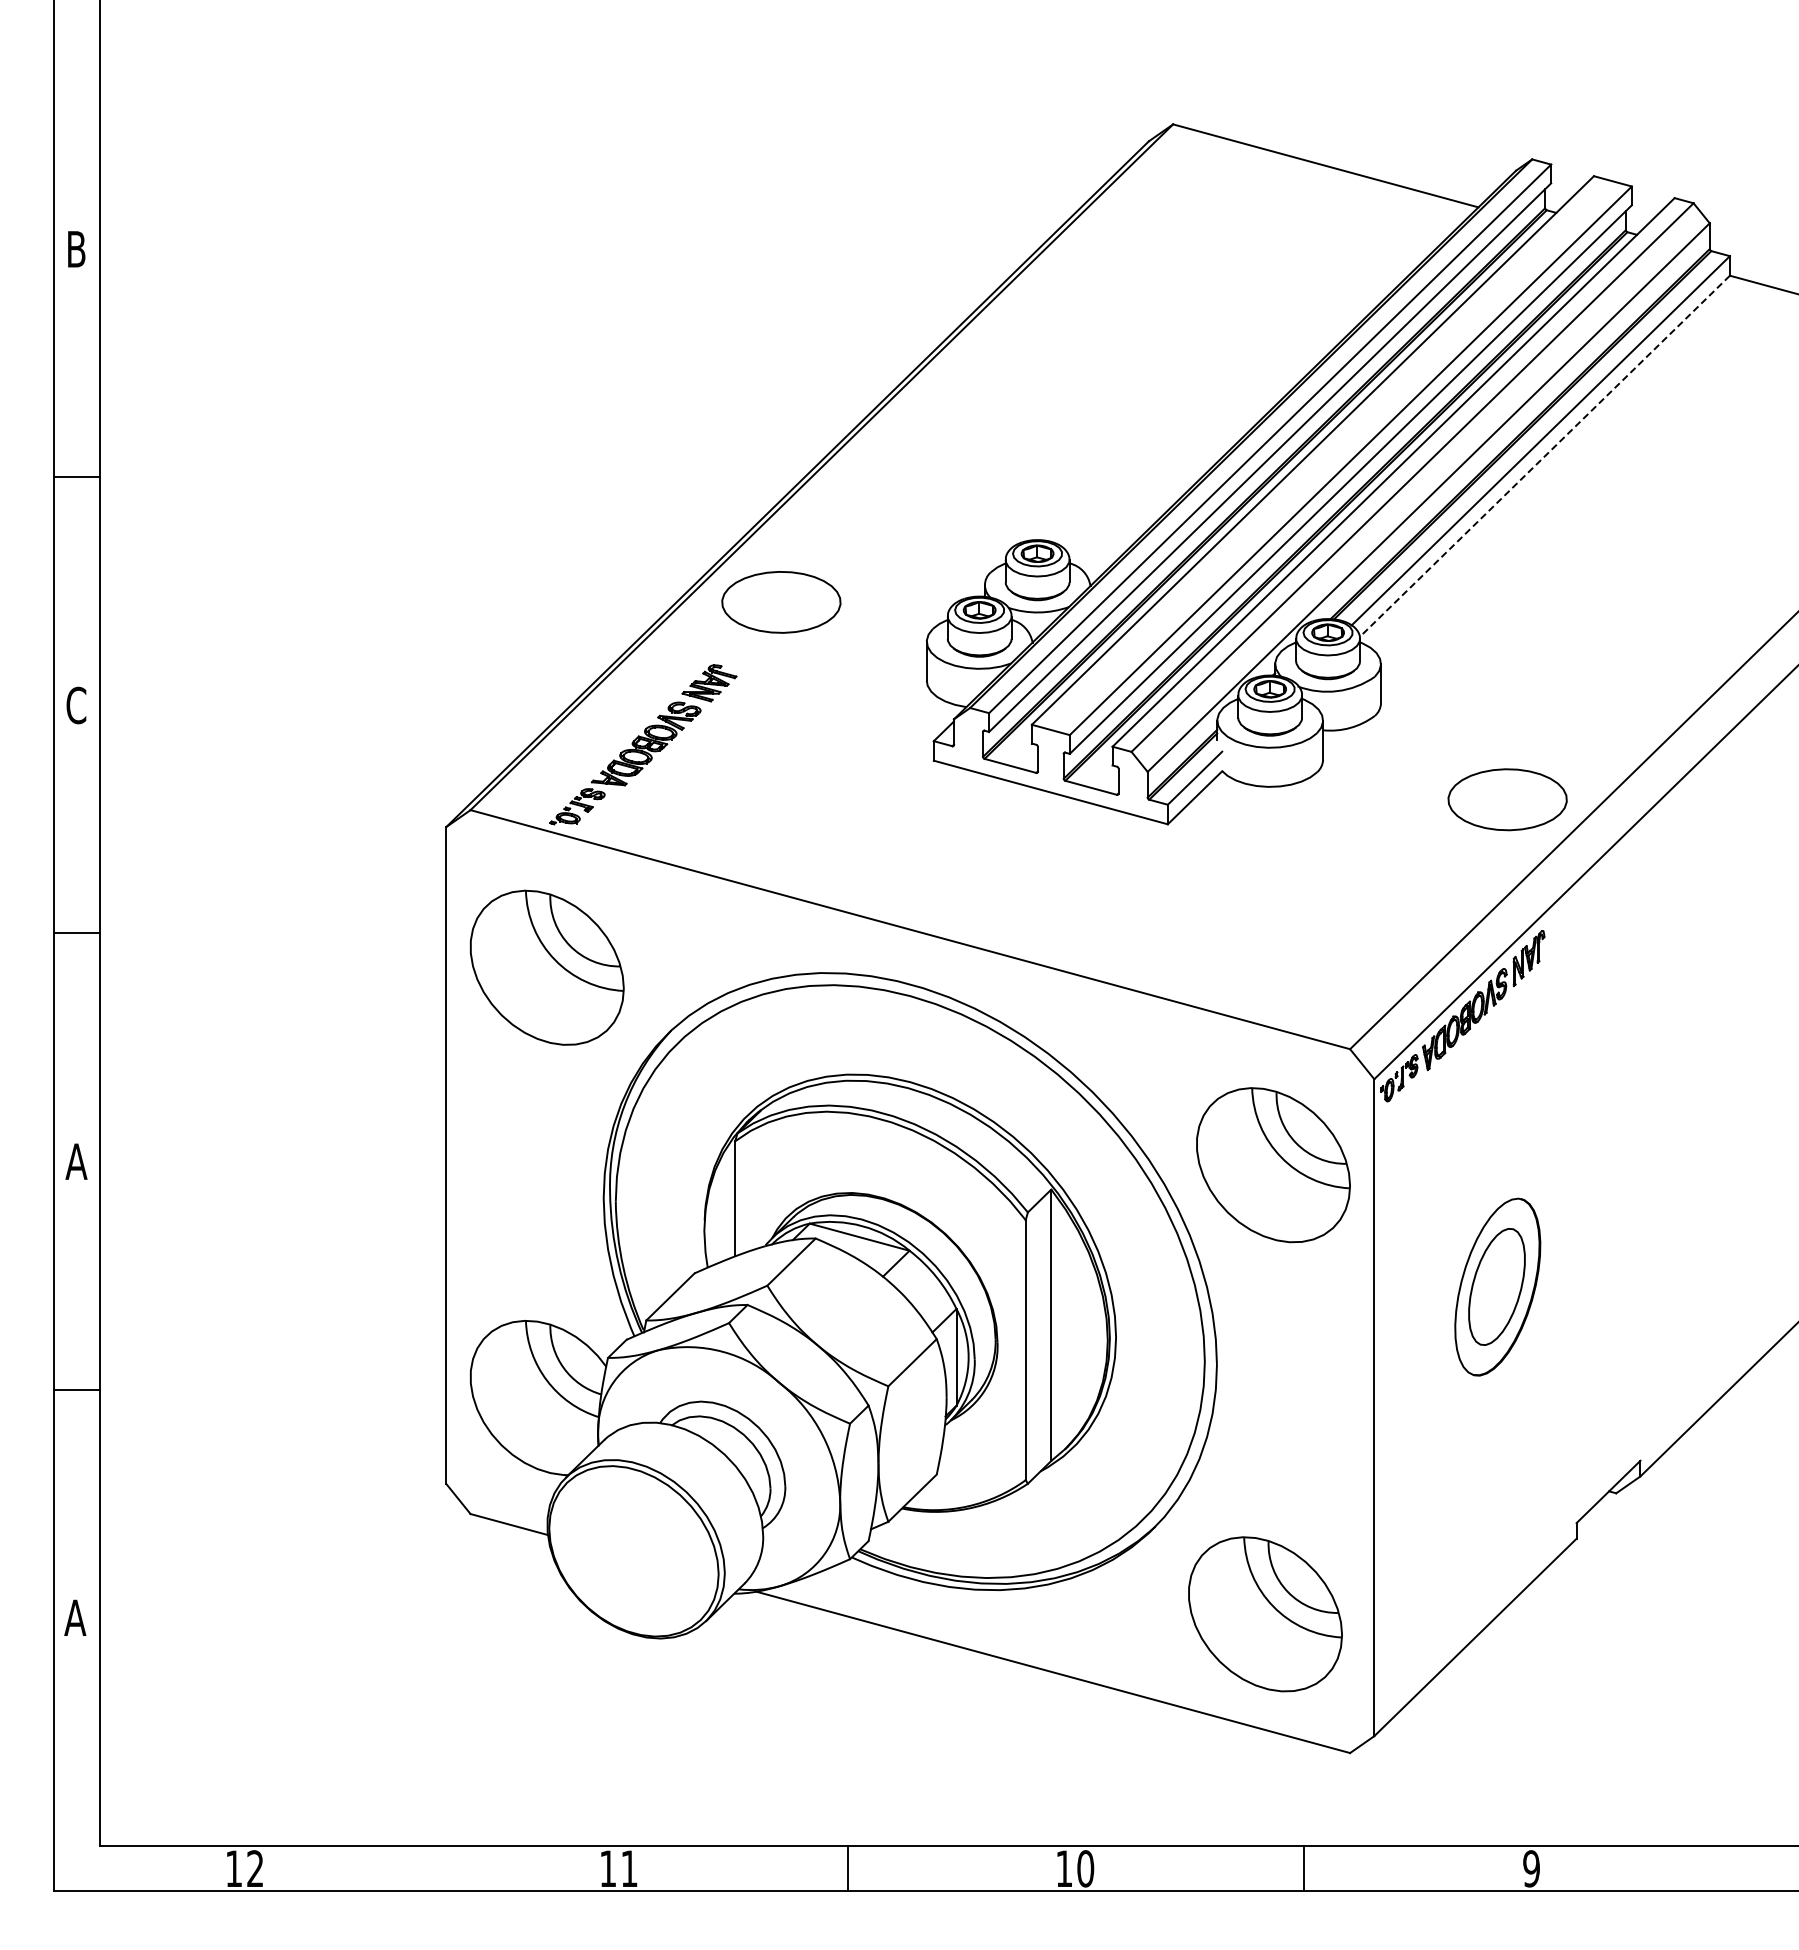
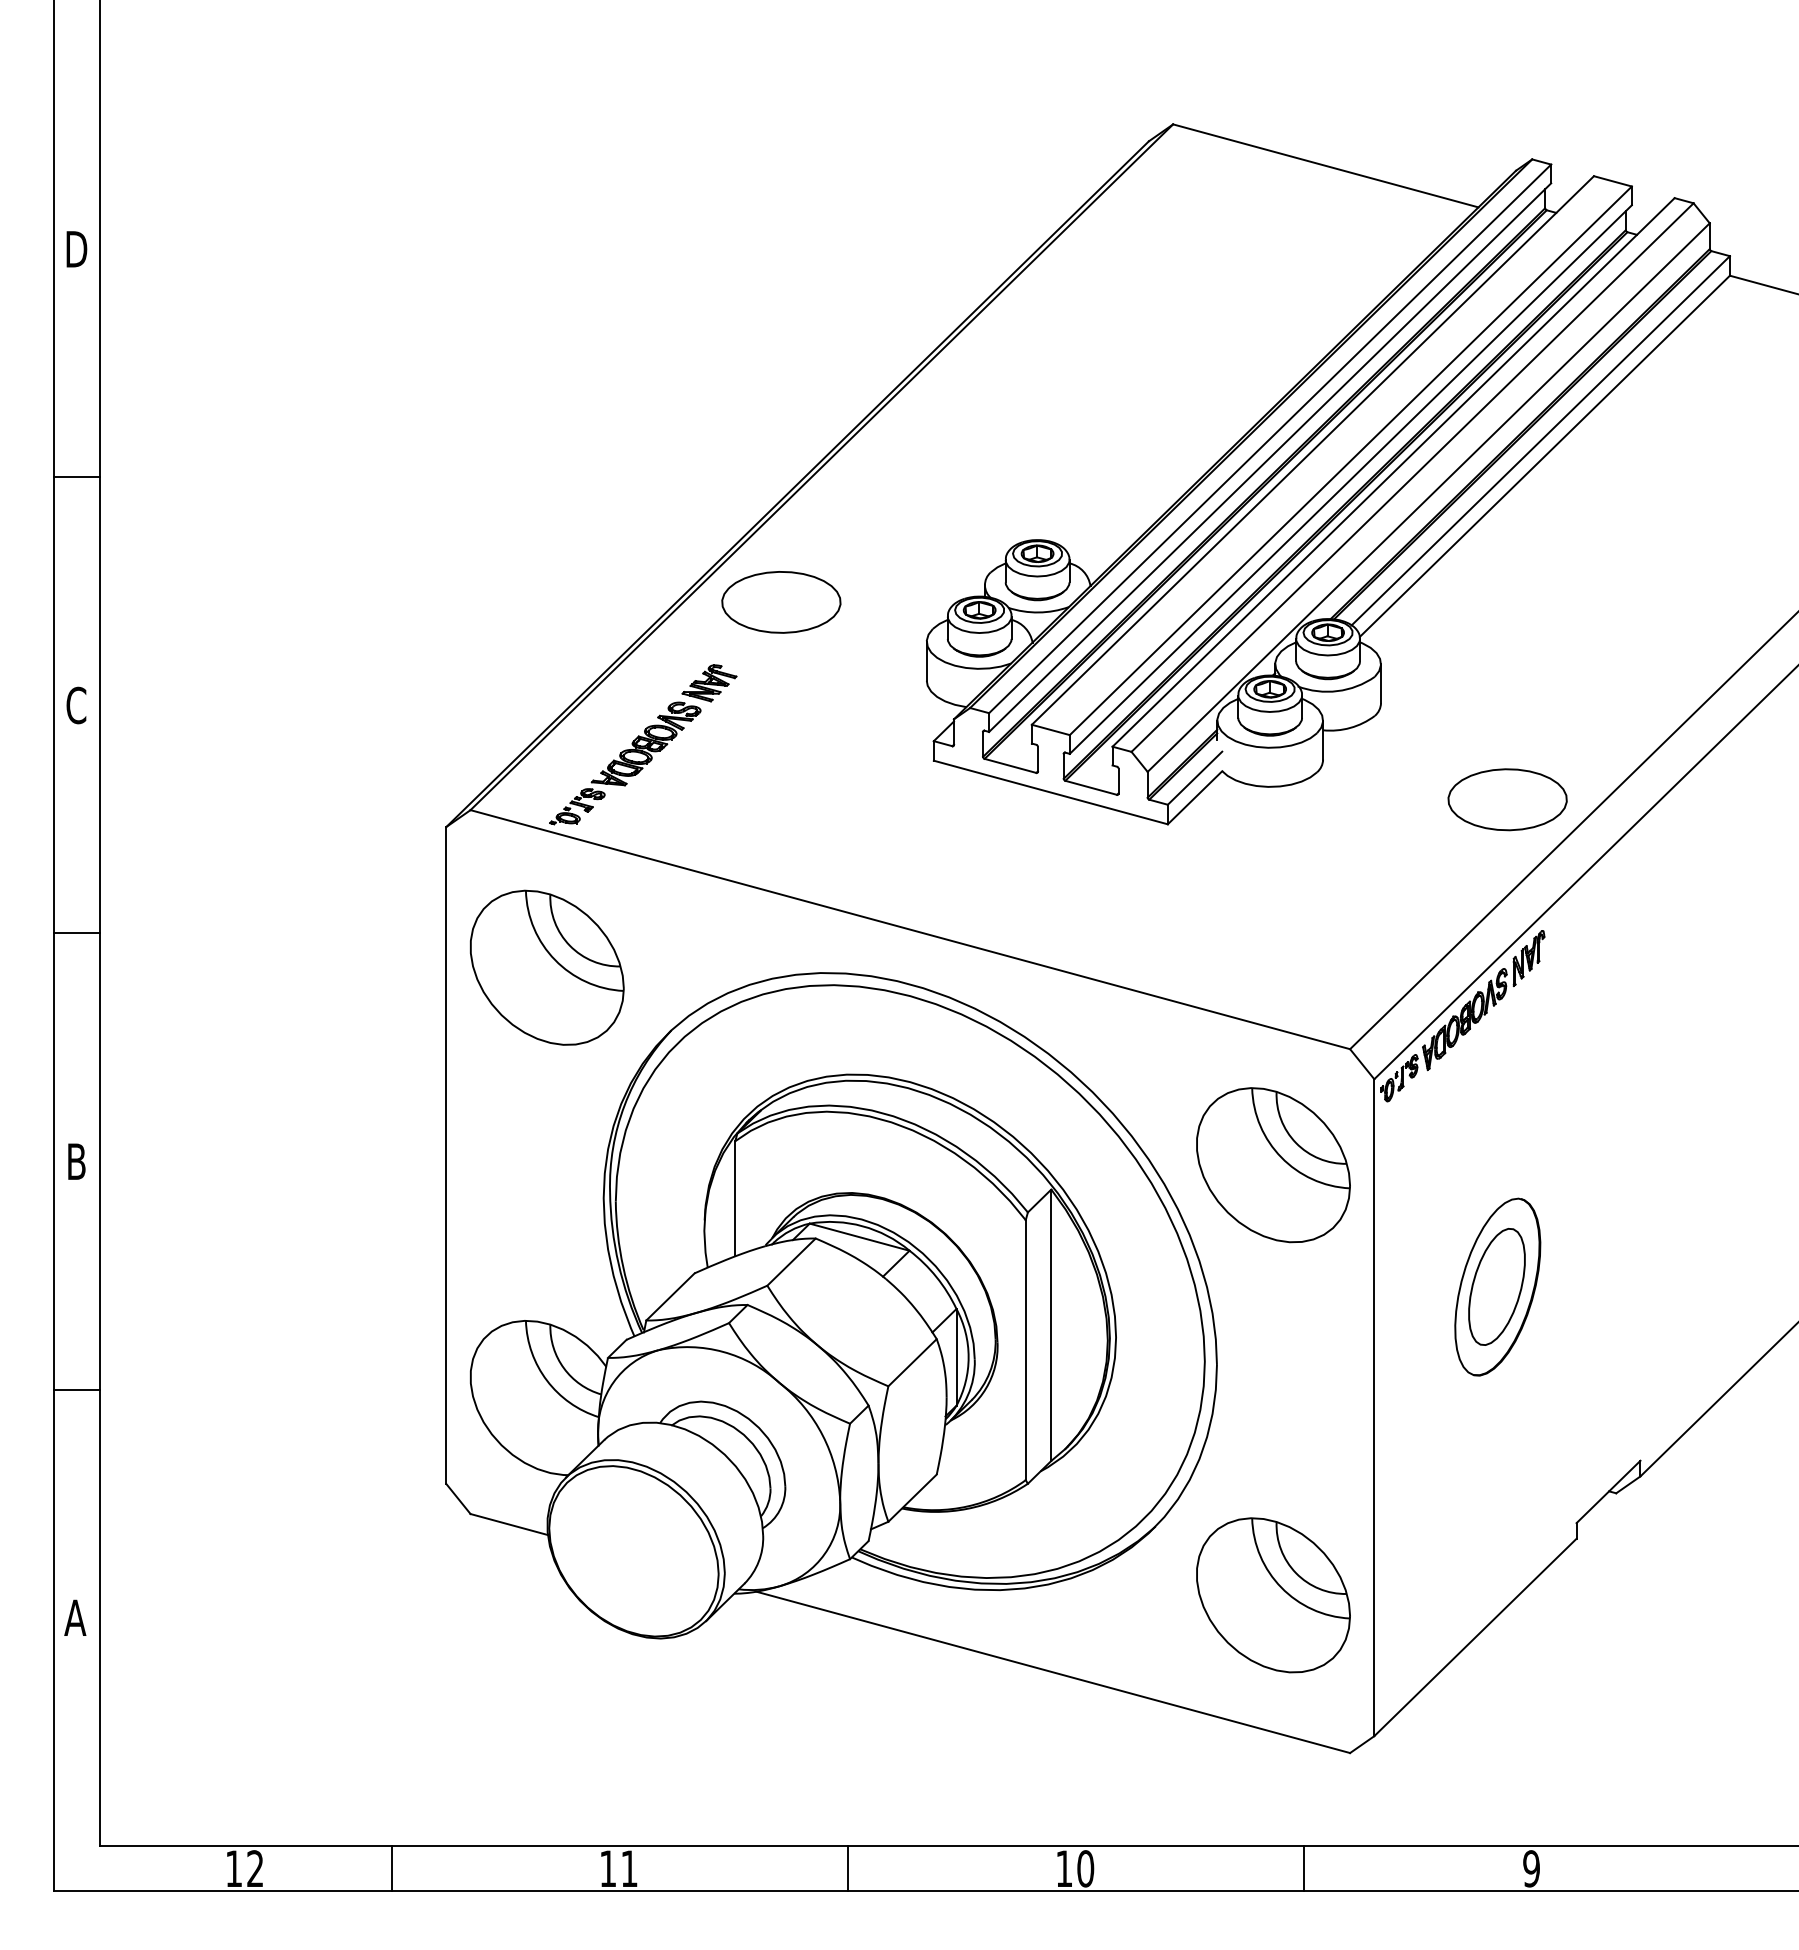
text: B -> D (76, 249)
line: dashed -> solid (1544, 456)
text: A -> B (76, 1161)
part position: (1265, 1614) -> (1273, 1595) (1273, 1595)
line: none -> present (391, 1868)
